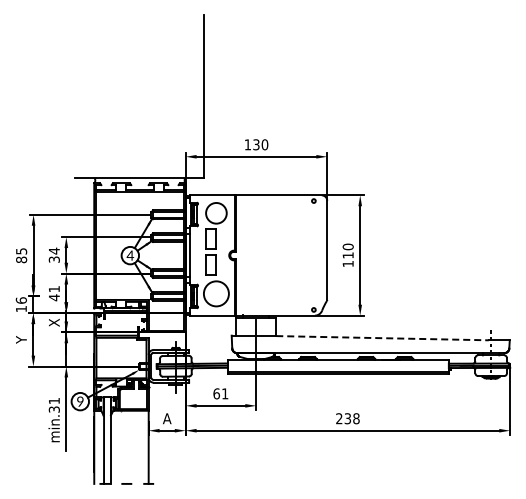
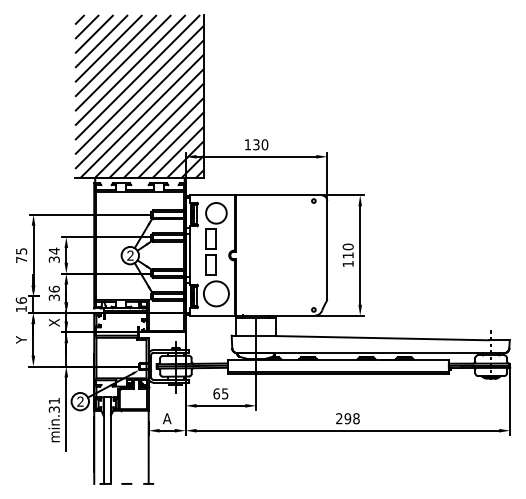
hatch: none -> present (139, 96)
text: 4 -> 2 (130, 255)
text: 85 -> 75 (21, 259)
text: 41 -> 36 (53, 293)
line: dashed -> solid (383, 338)
text: 61 -> 65 (225, 393)
text: 9 -> 2 (80, 402)
text: 238 -> 298 (347, 418)
